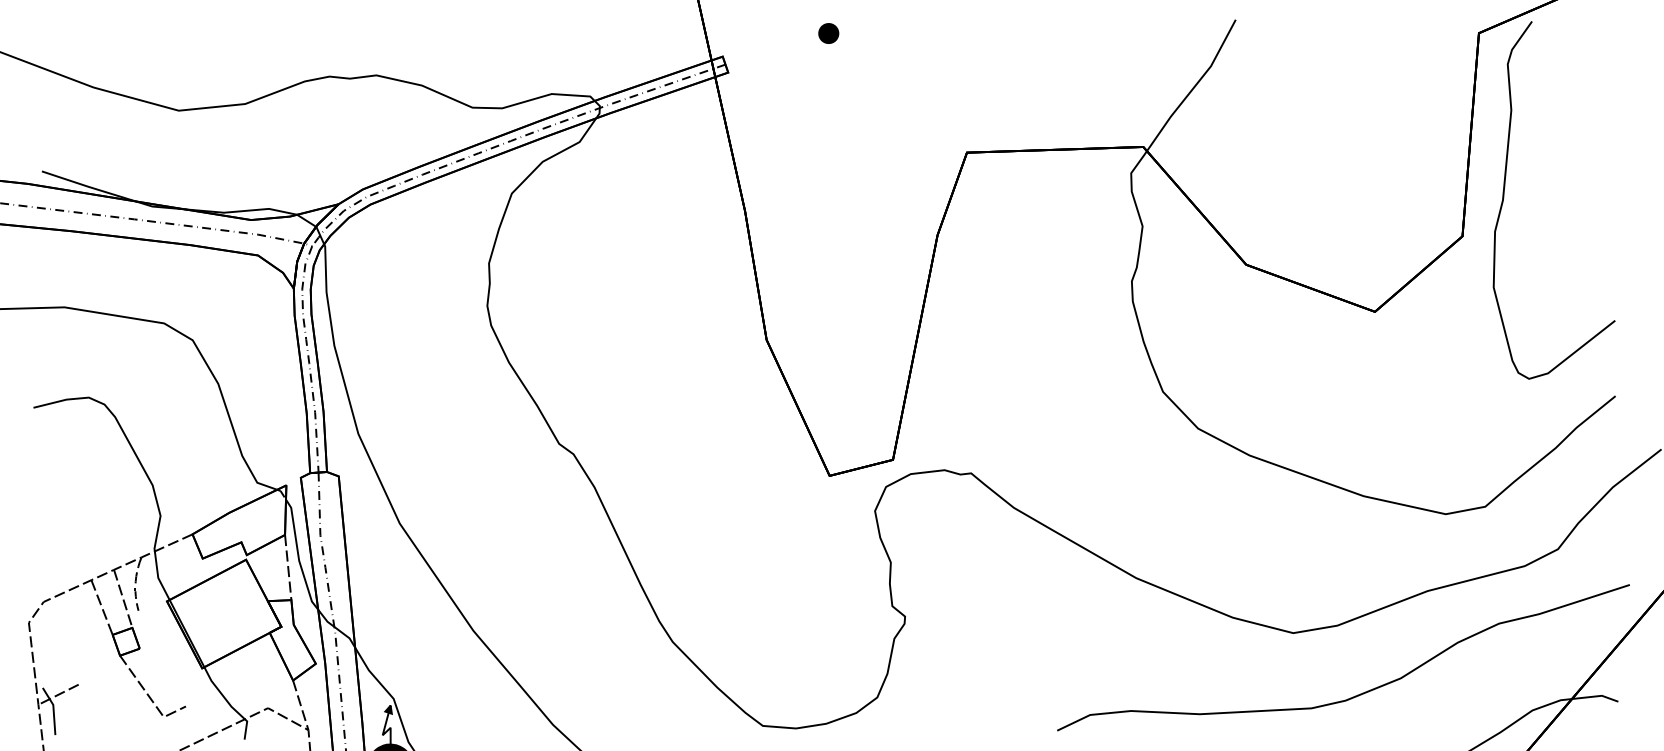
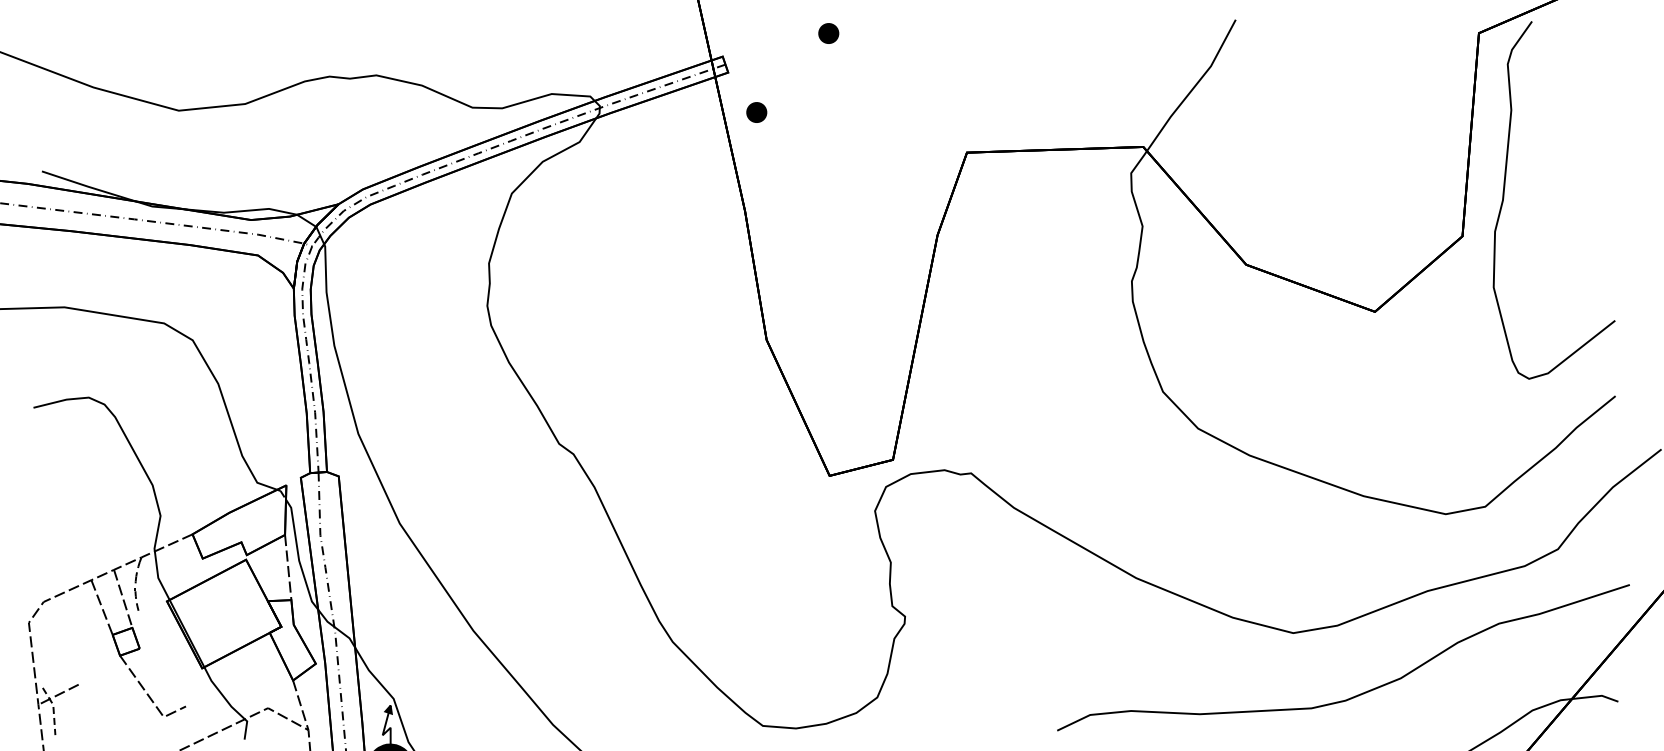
part: none -> present (756, 112)
line: solid -> dashed (53, 709)
